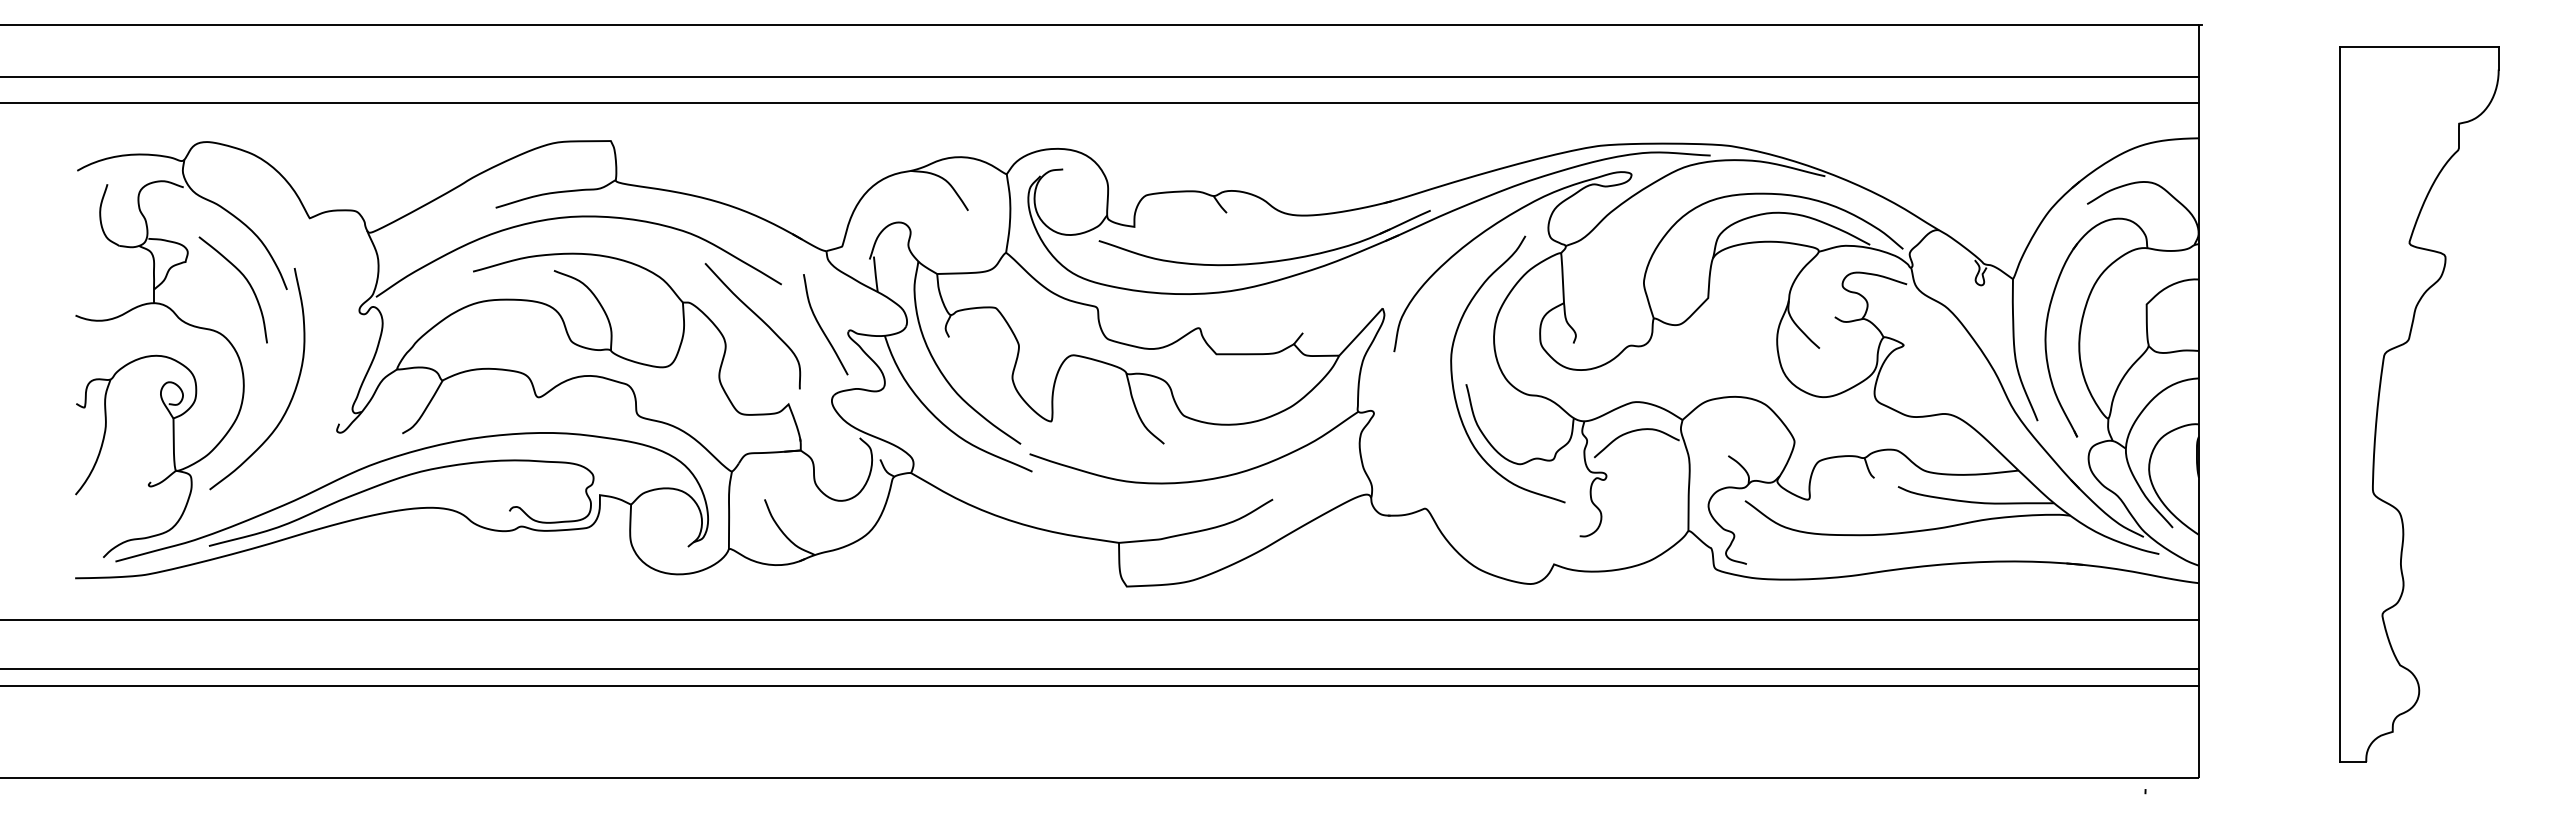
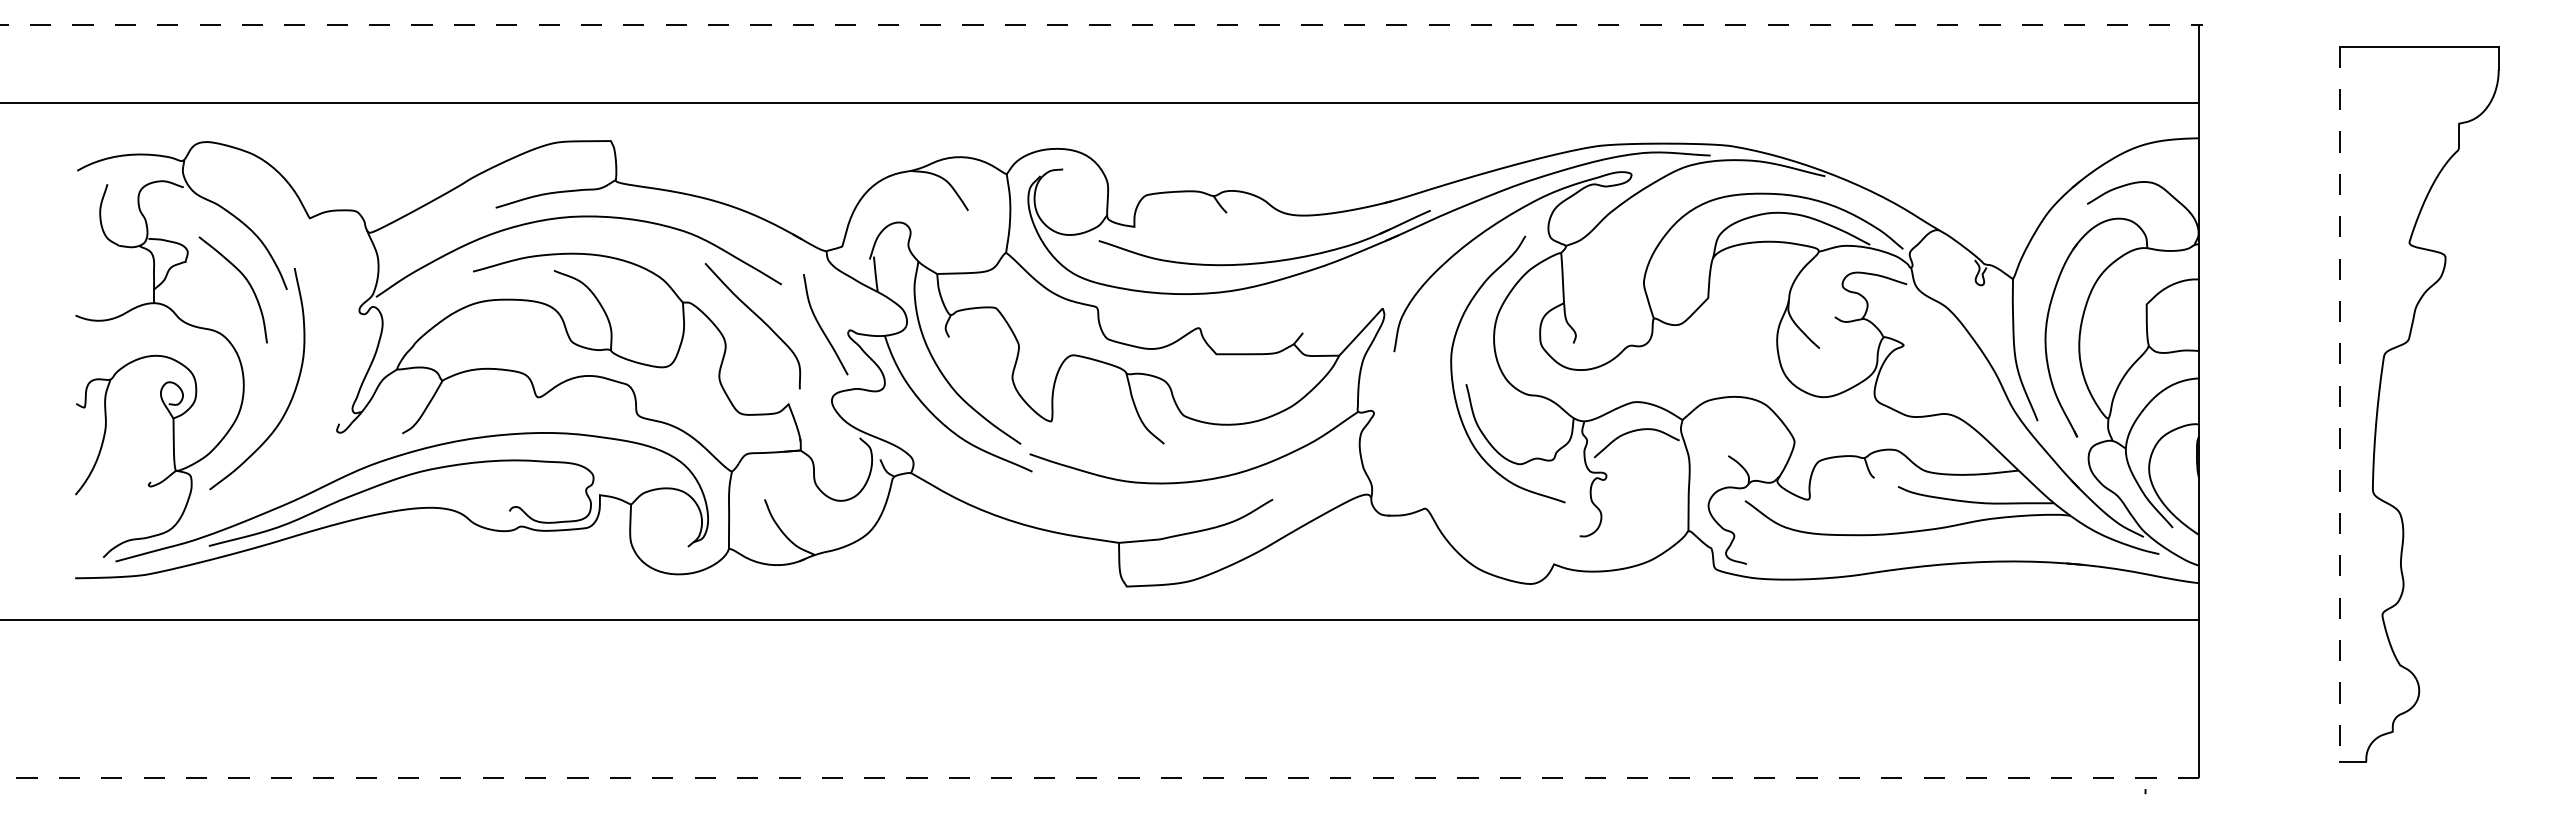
line: solid -> dashed (1100, 24)
line: present -> none (1100, 76)
line: solid -> dashed (2339, 404)
line: present -> none (1100, 669)
line: present -> none (1100, 686)
line: solid -> dashed (1099, 777)
